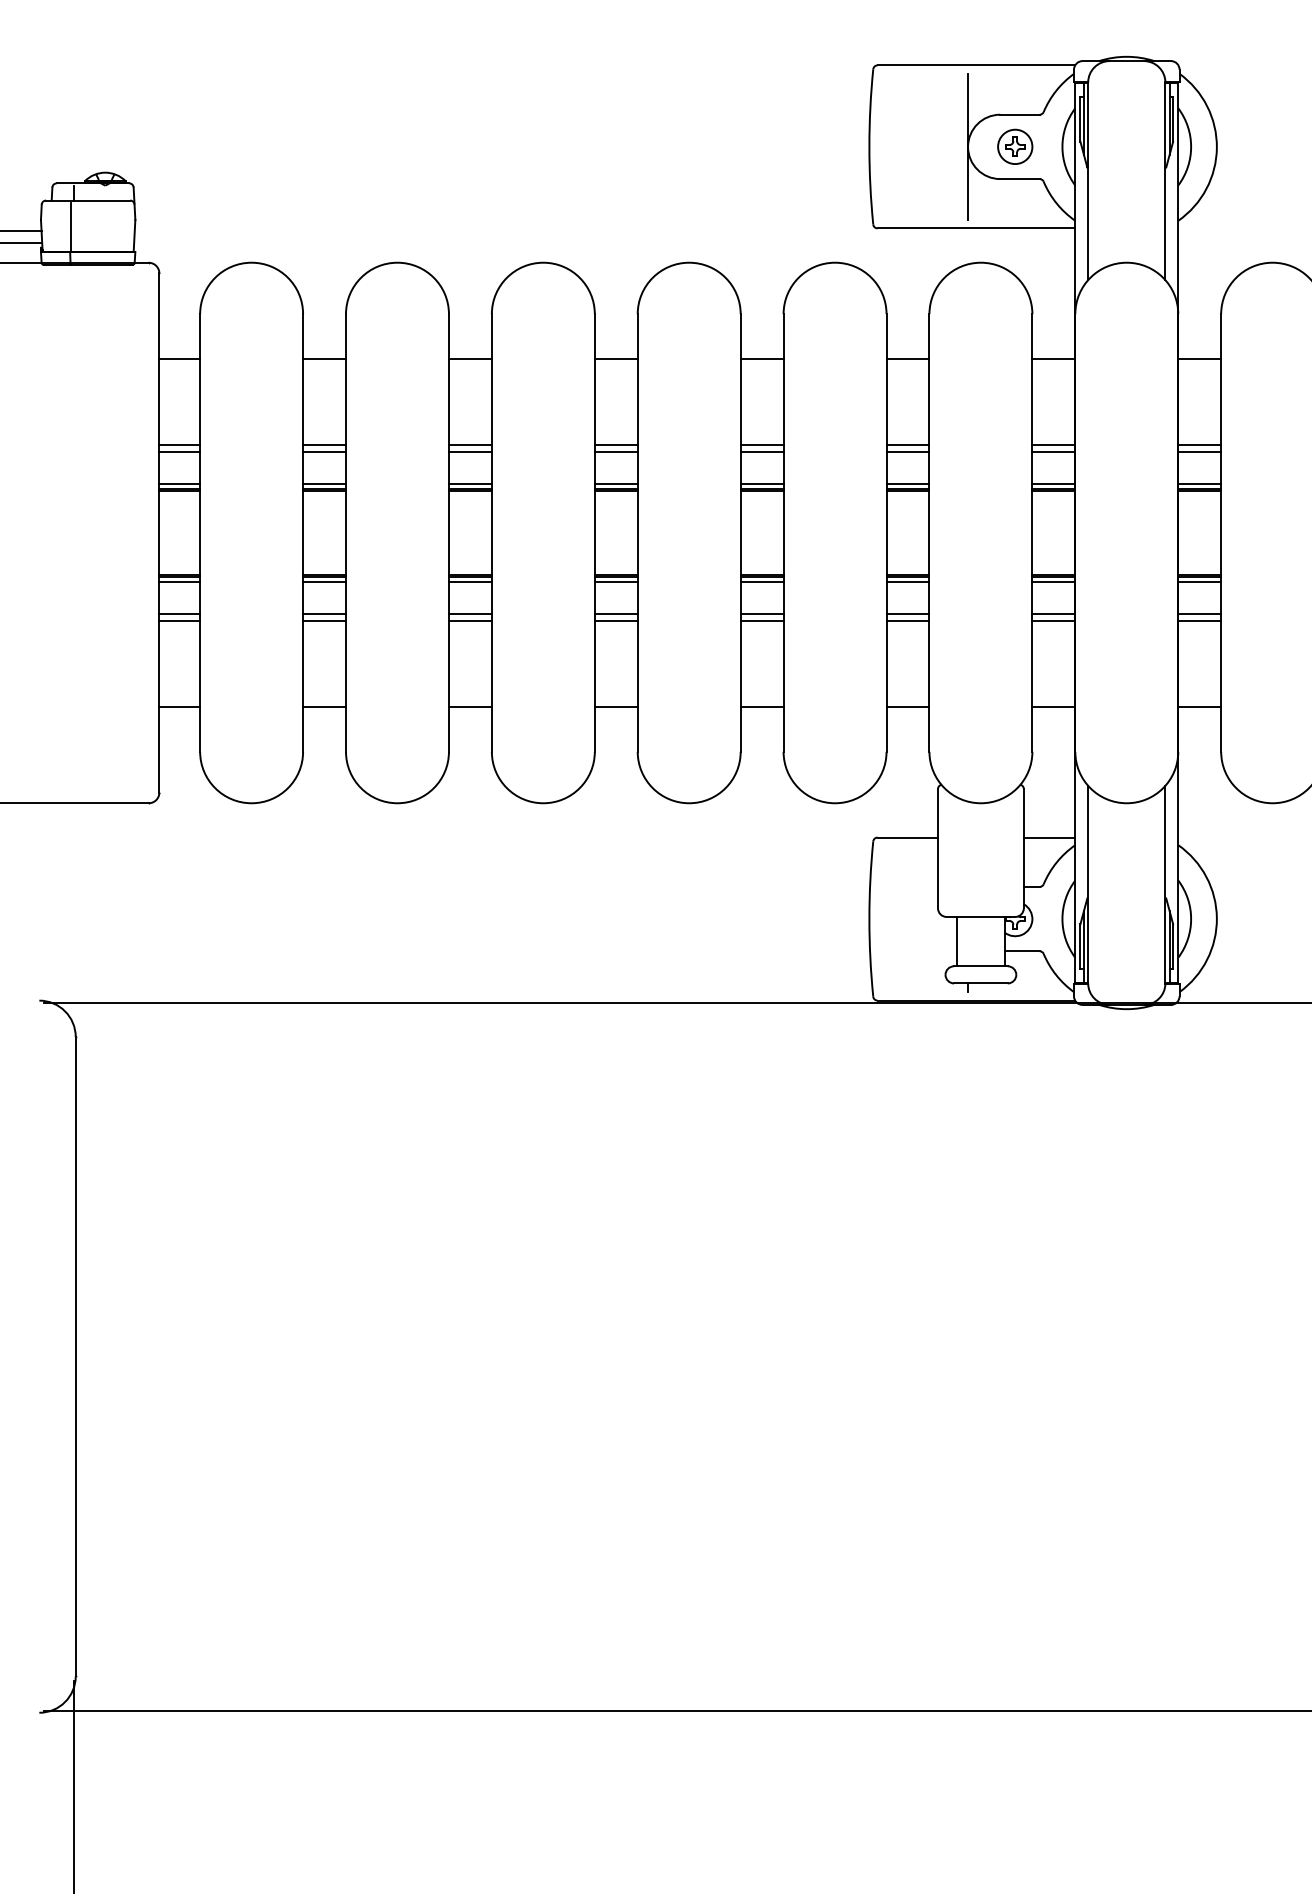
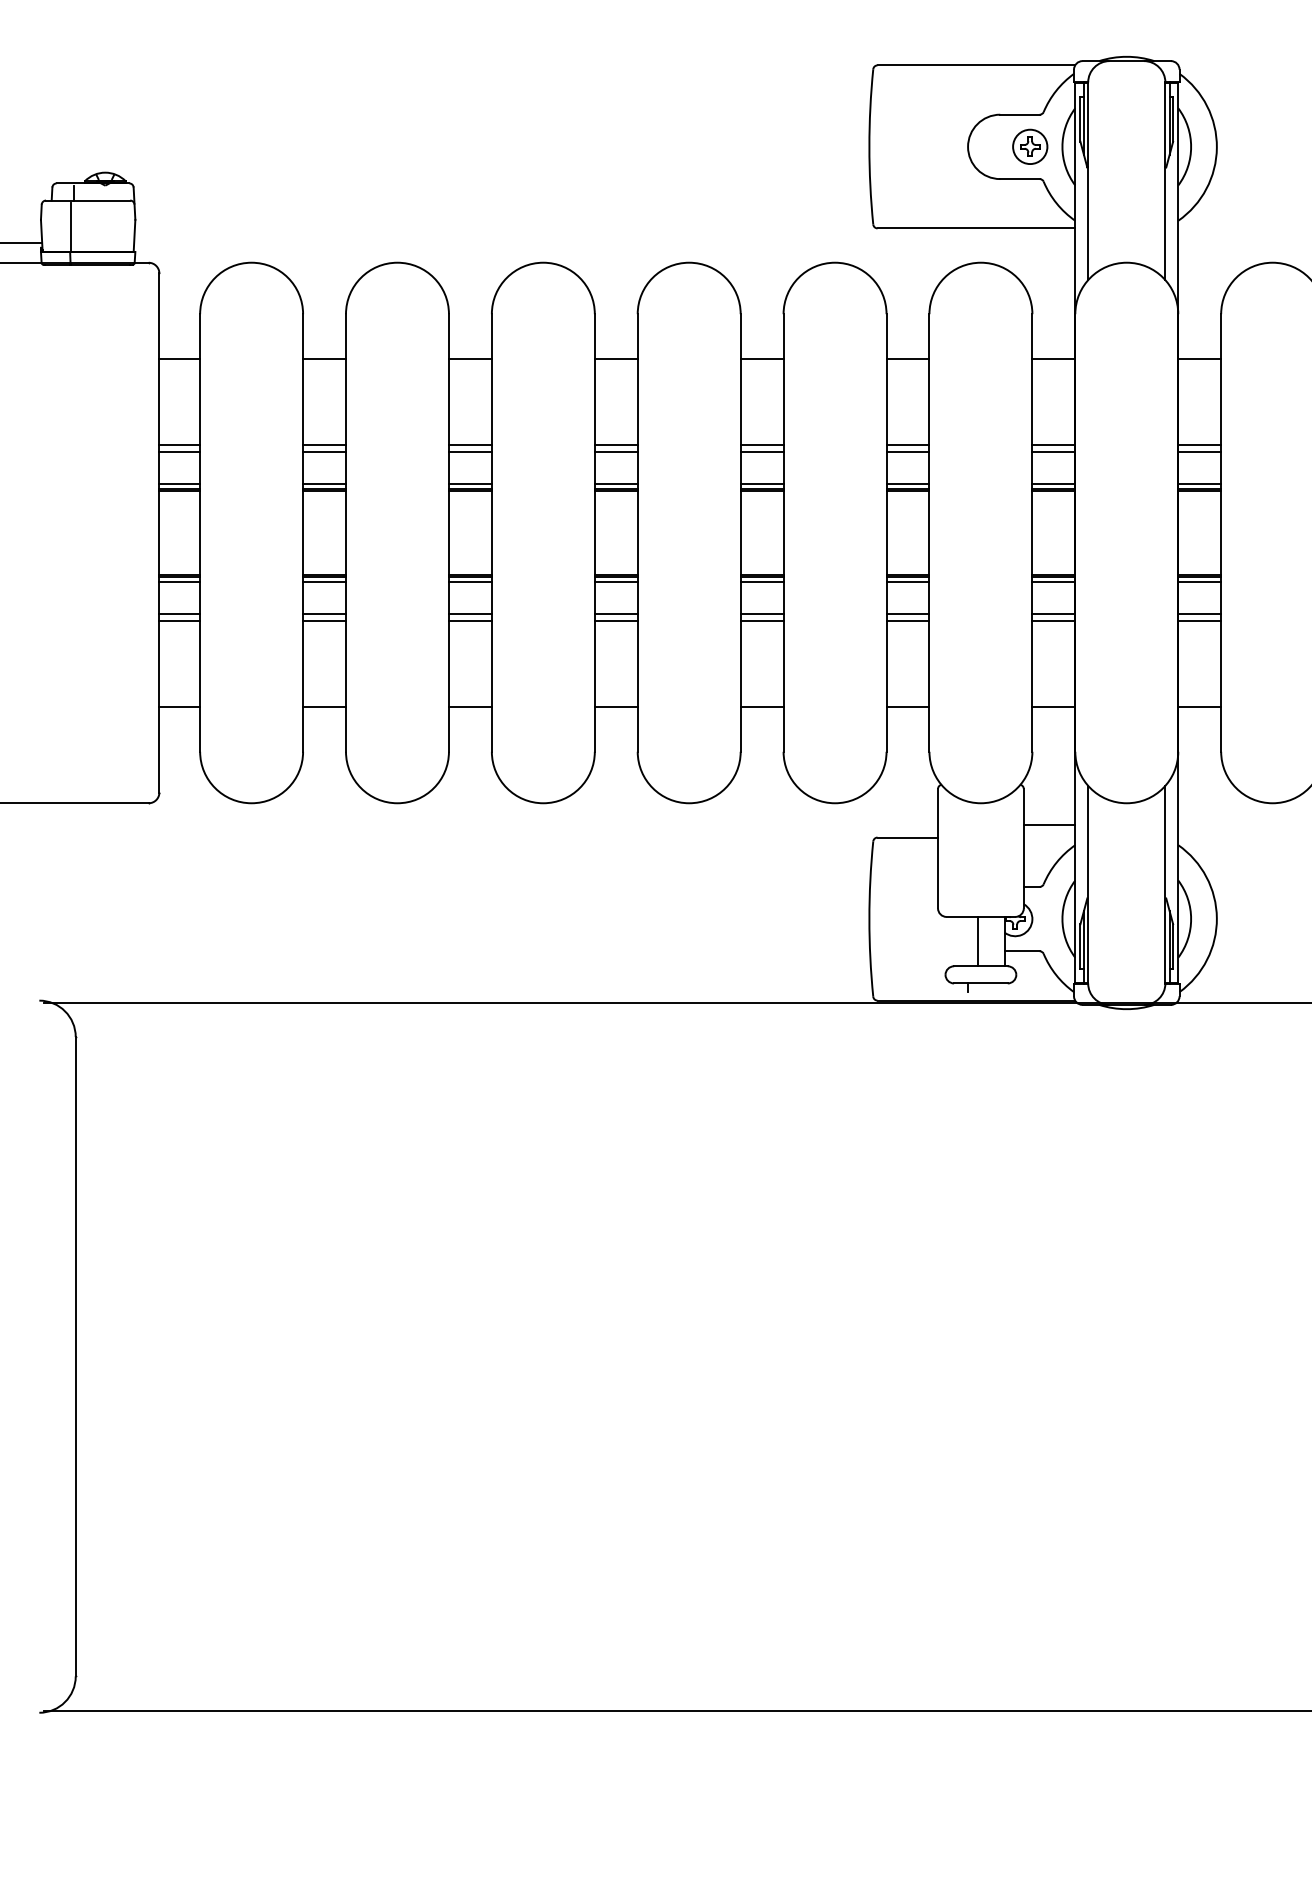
line: present -> none (968, 146)
part position: (1015, 146) -> (1030, 146) (1030, 146)
line: present -> none (21, 230)
line position: (1049, 837) -> (1049, 824) (1049, 824)
line position: (957, 941) -> (978, 941) (978, 941)
line: present -> none (73, 1785)
